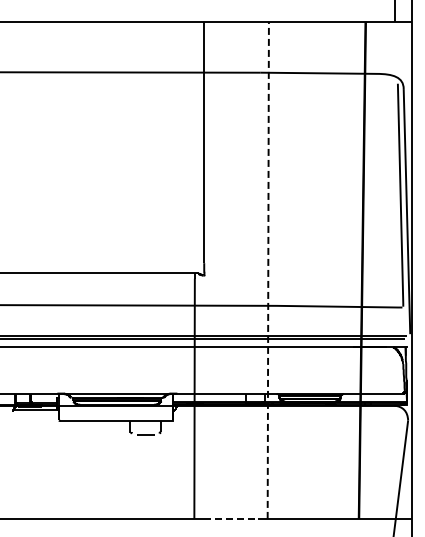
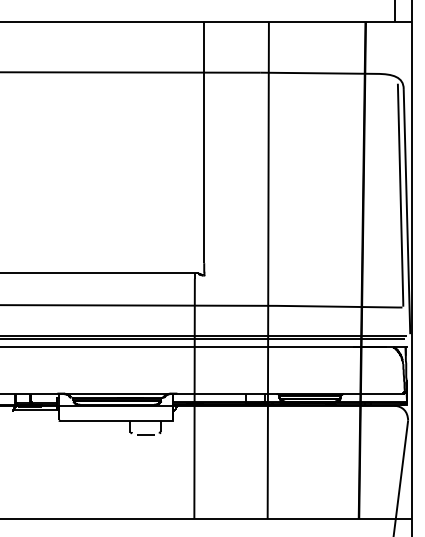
line: dashed -> solid (268, 270)
line: dashed -> solid (231, 518)
